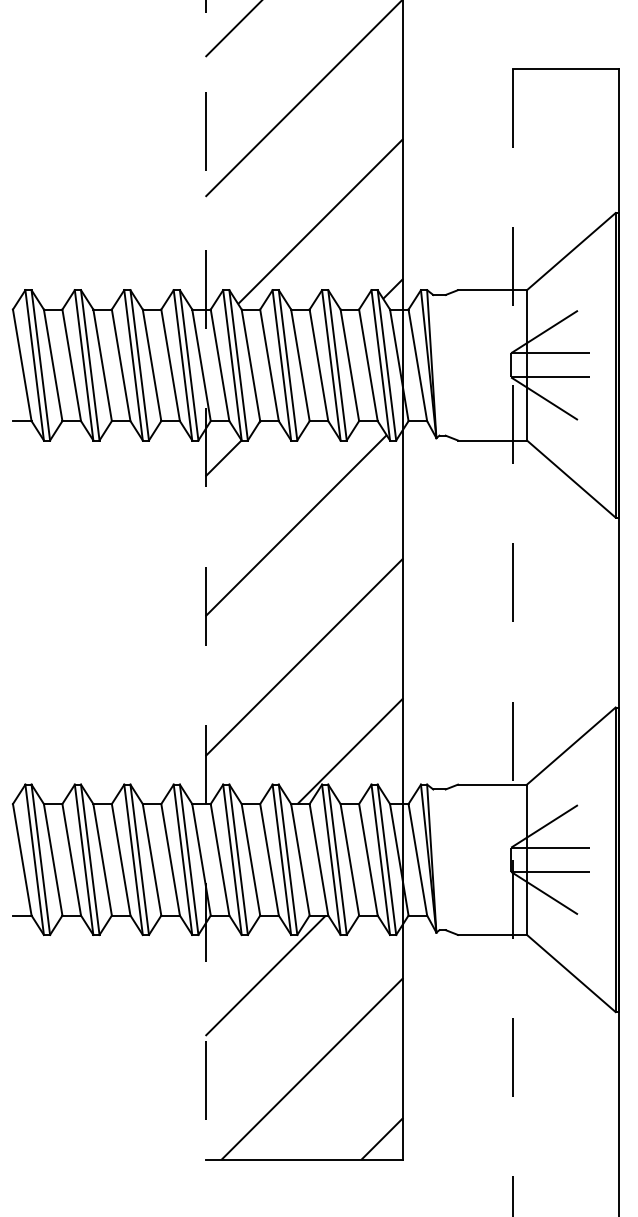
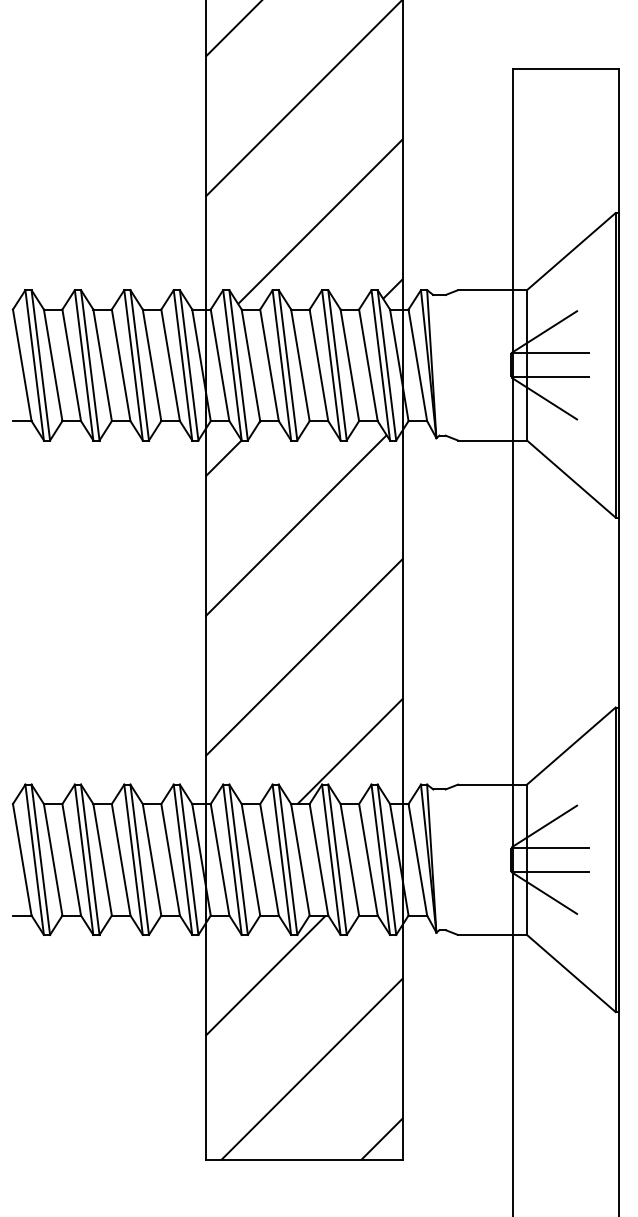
line: dashed -> solid (205, 580)
line: dashed -> solid (512, 642)
